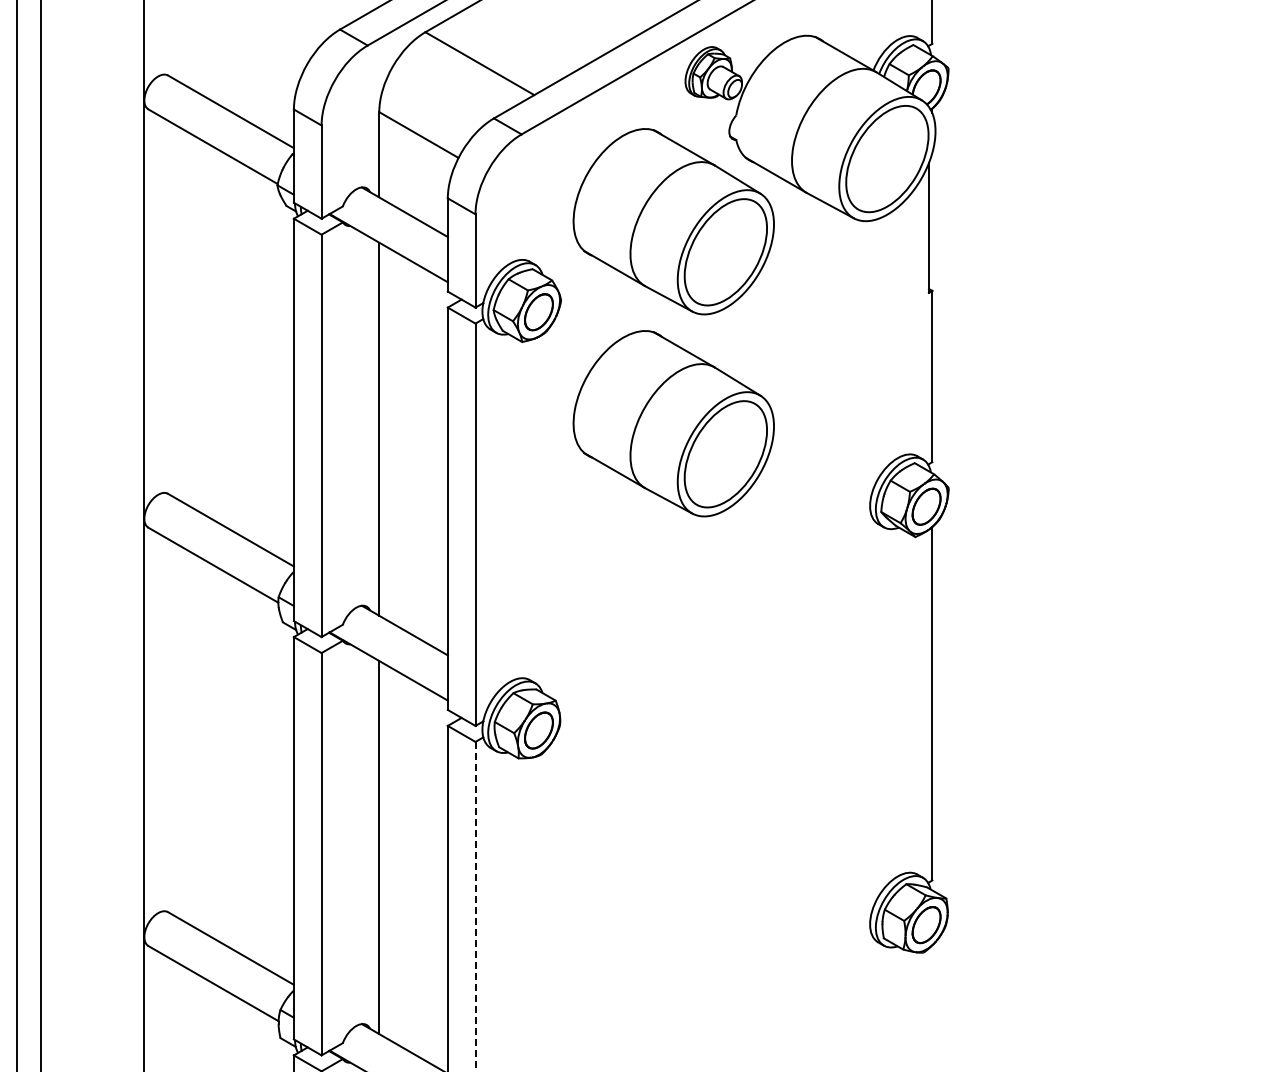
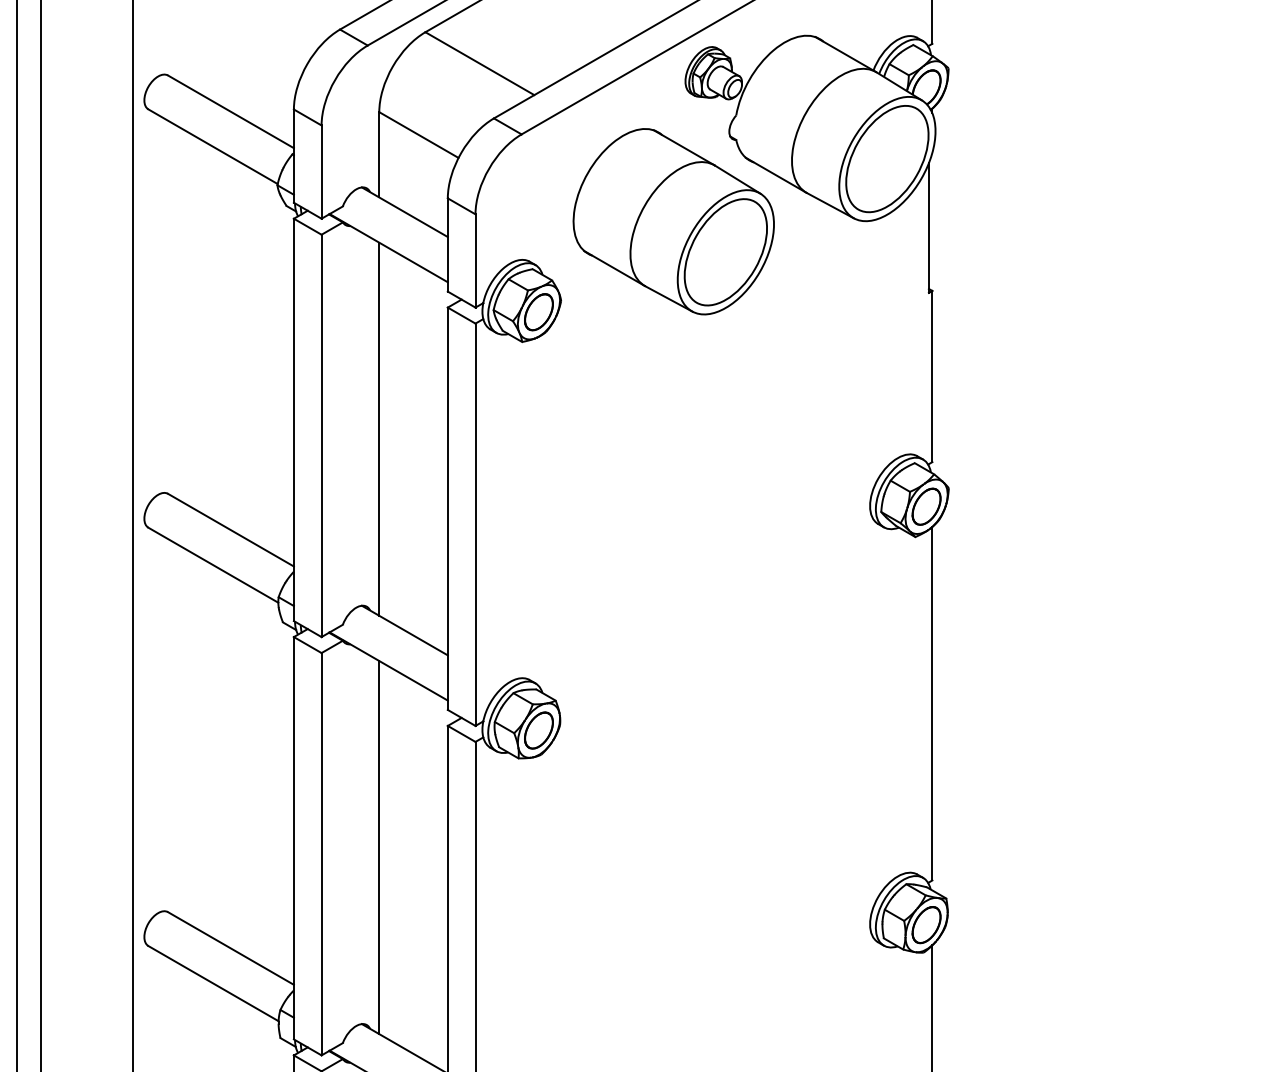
part: present -> none (673, 423)
line position: (143, 535) -> (132, 535) (132, 535)
line: dashed -> solid (475, 906)
line: none -> present (932, 1006)
